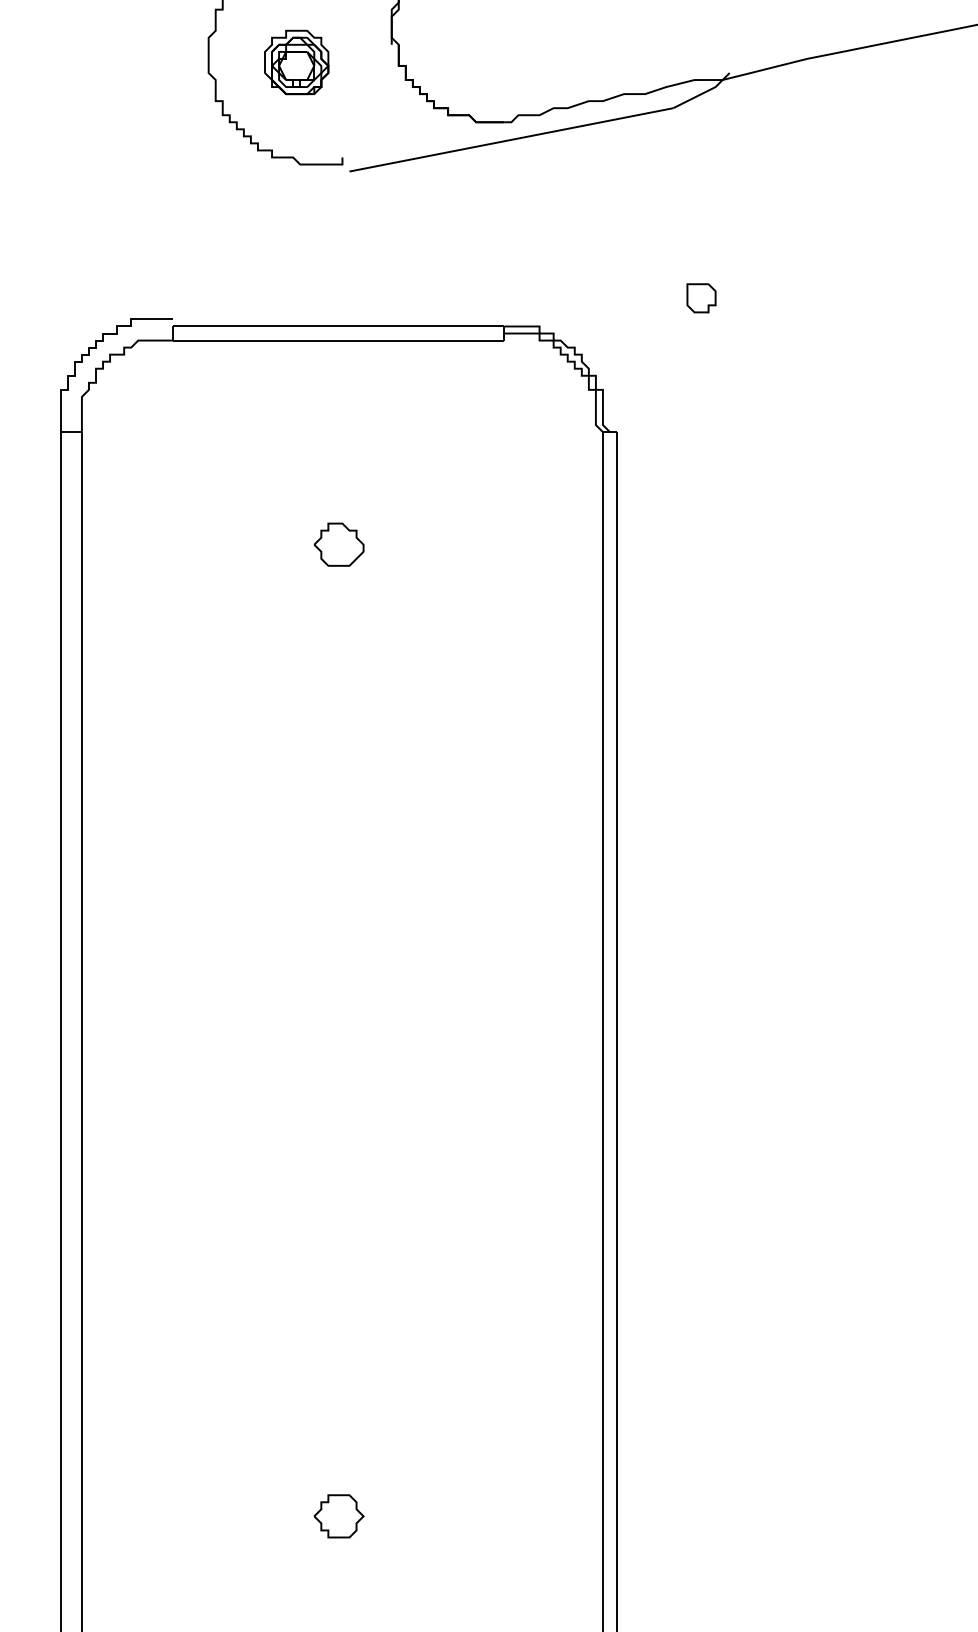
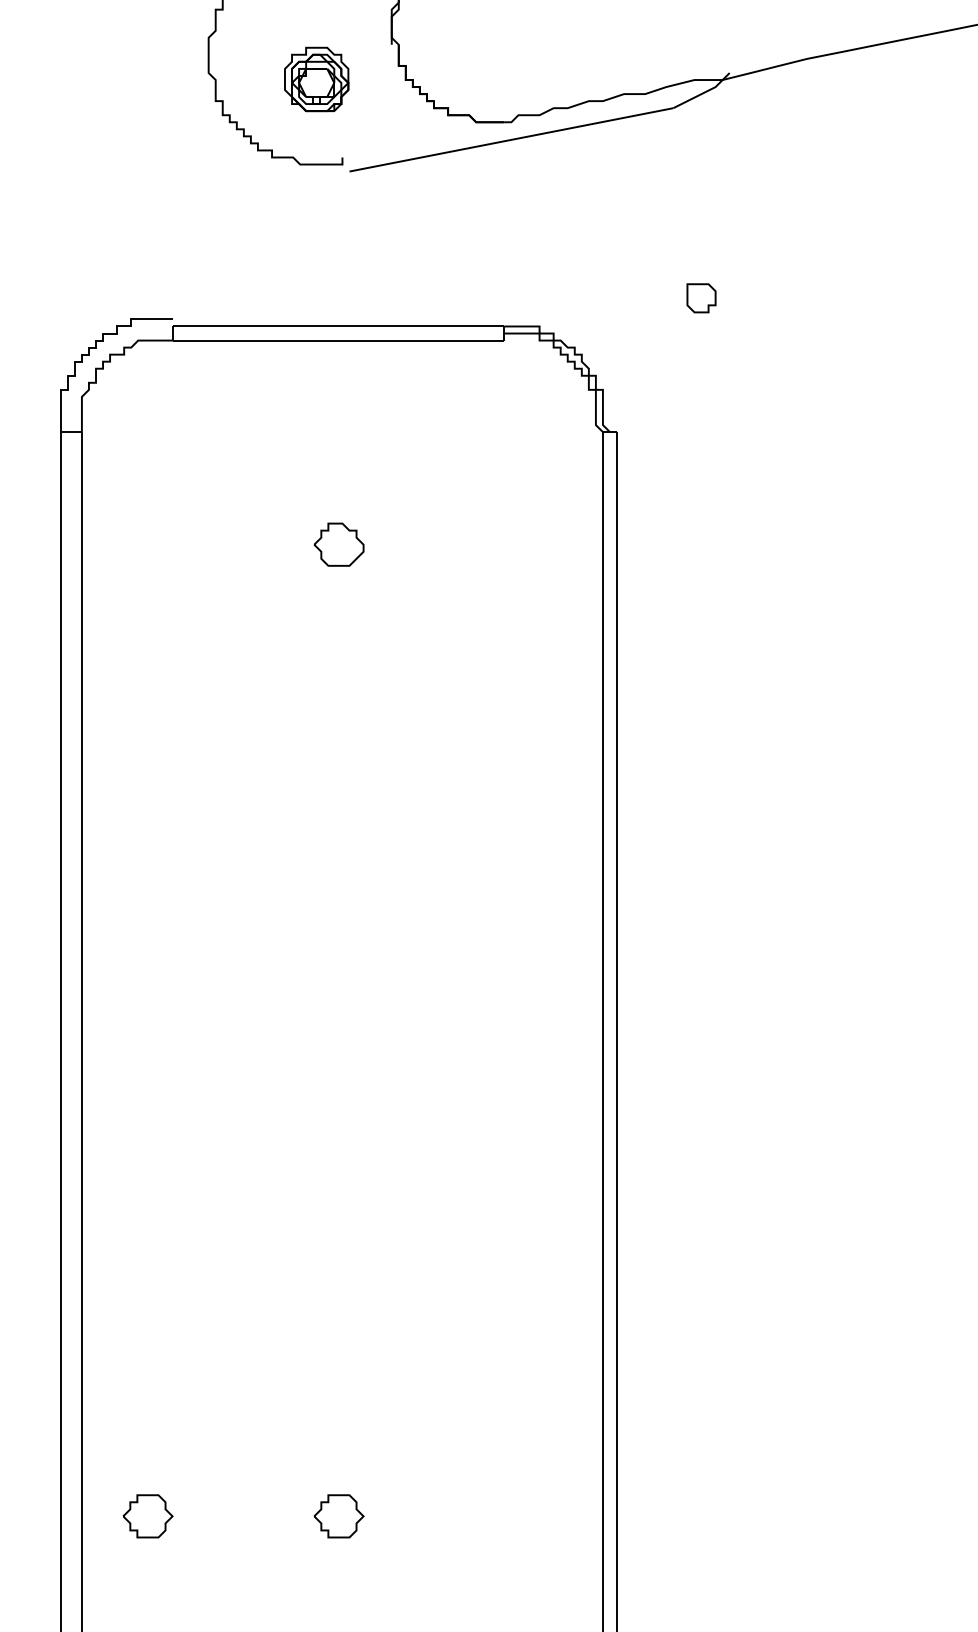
part position: (296, 62) -> (316, 79) (316, 79)
part: none -> present (147, 1516)
